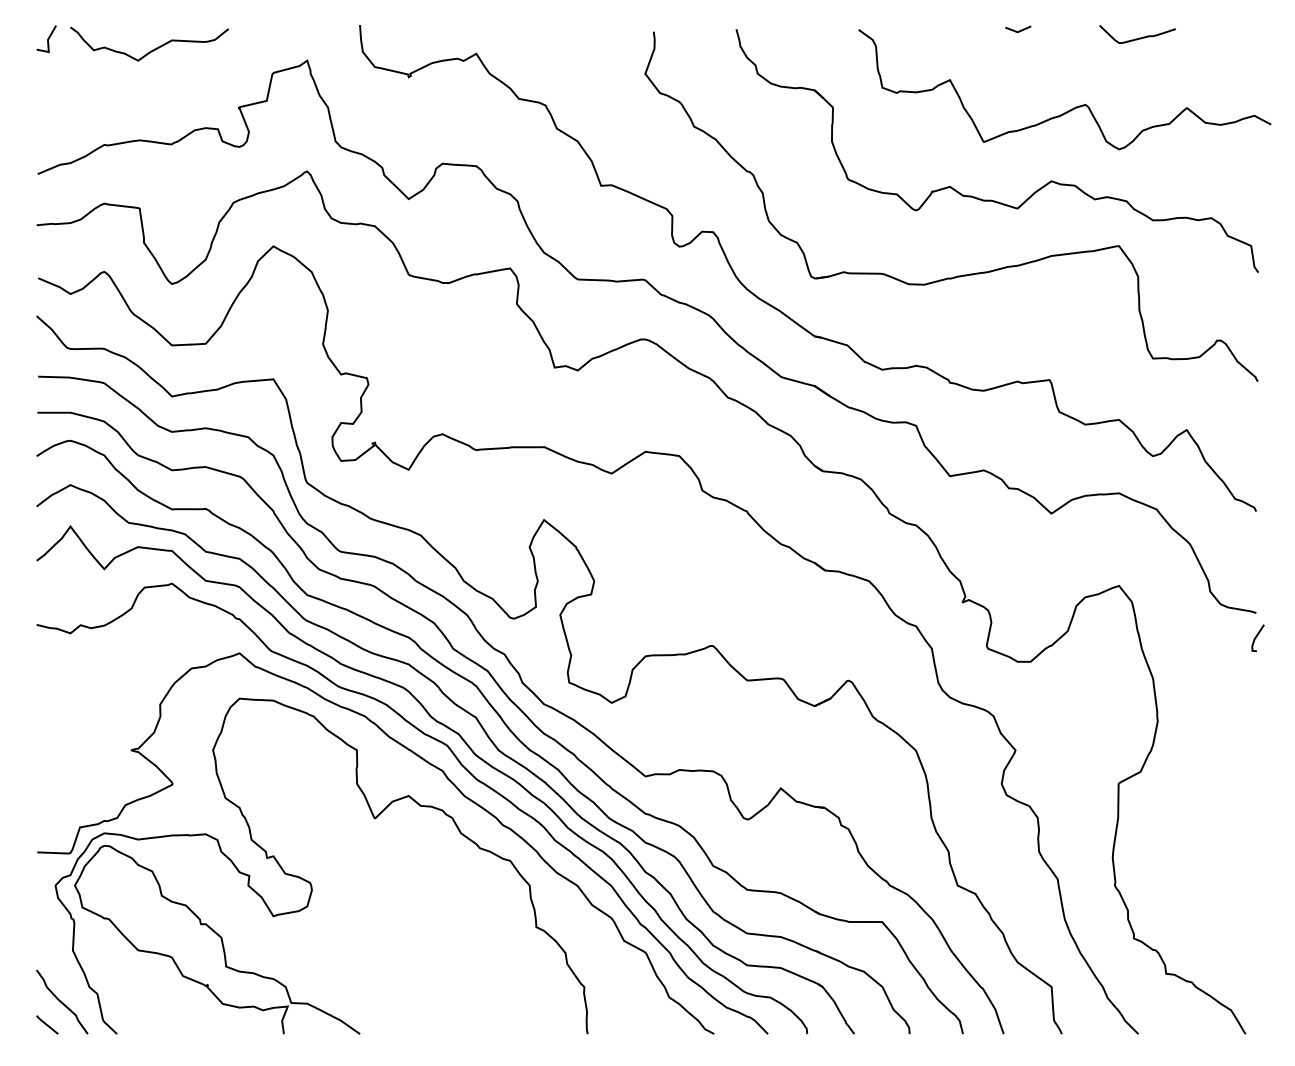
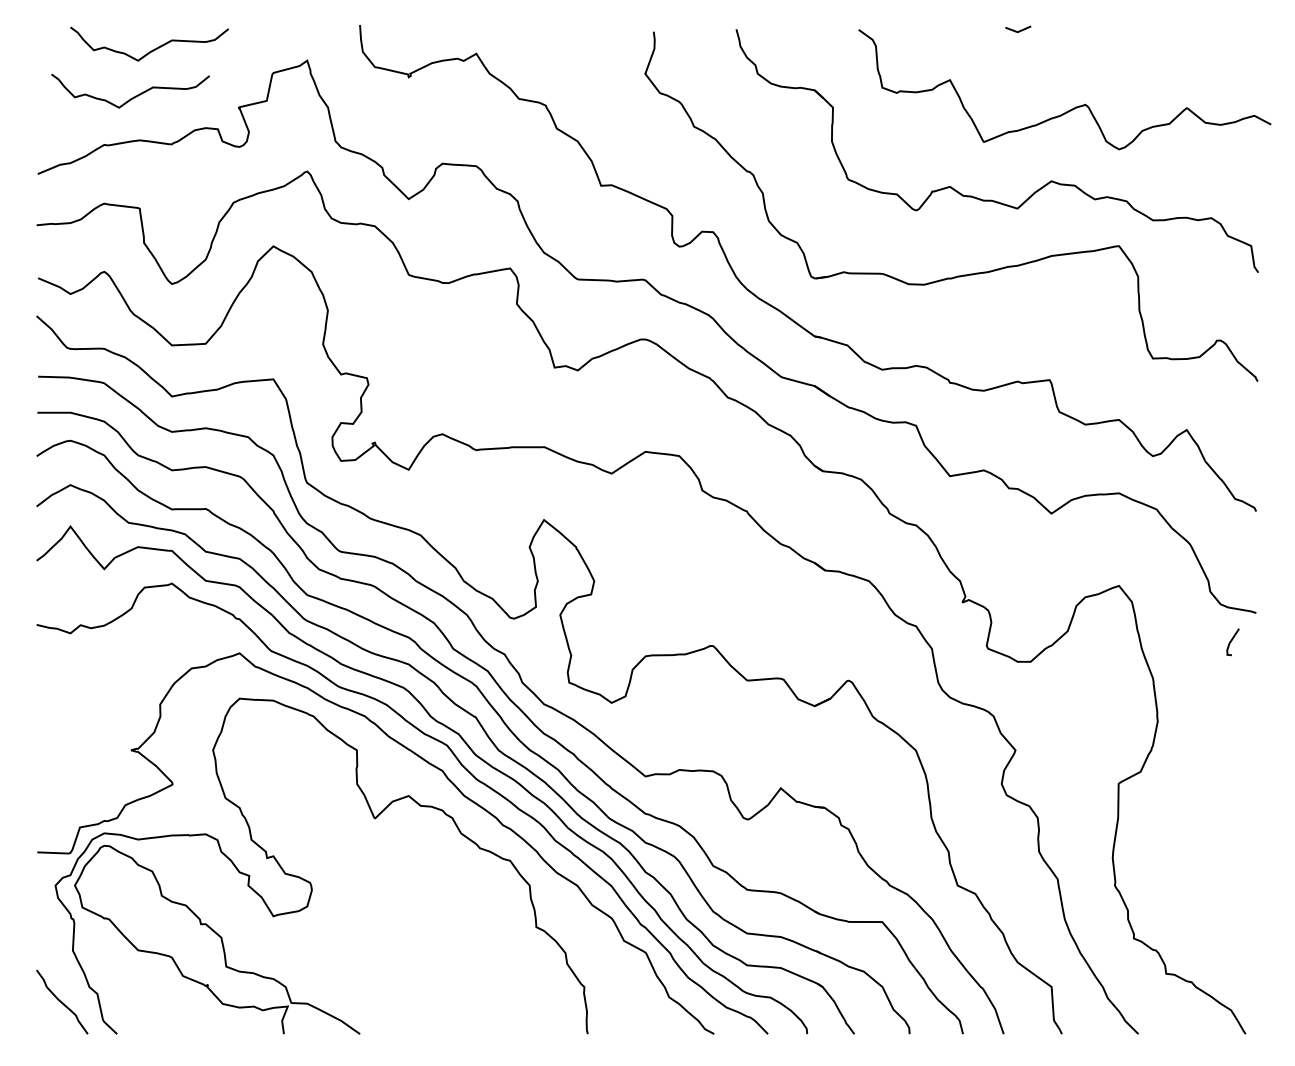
curve: present -> none (1139, 37)
line: present -> none (47, 39)
curve: none -> present (133, 96)
curve position: (1256, 638) -> (1231, 642) (1231, 642)
line: present -> none (47, 1024)
